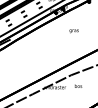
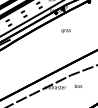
text position: (73, 31) -> (65, 31) (65, 31)
